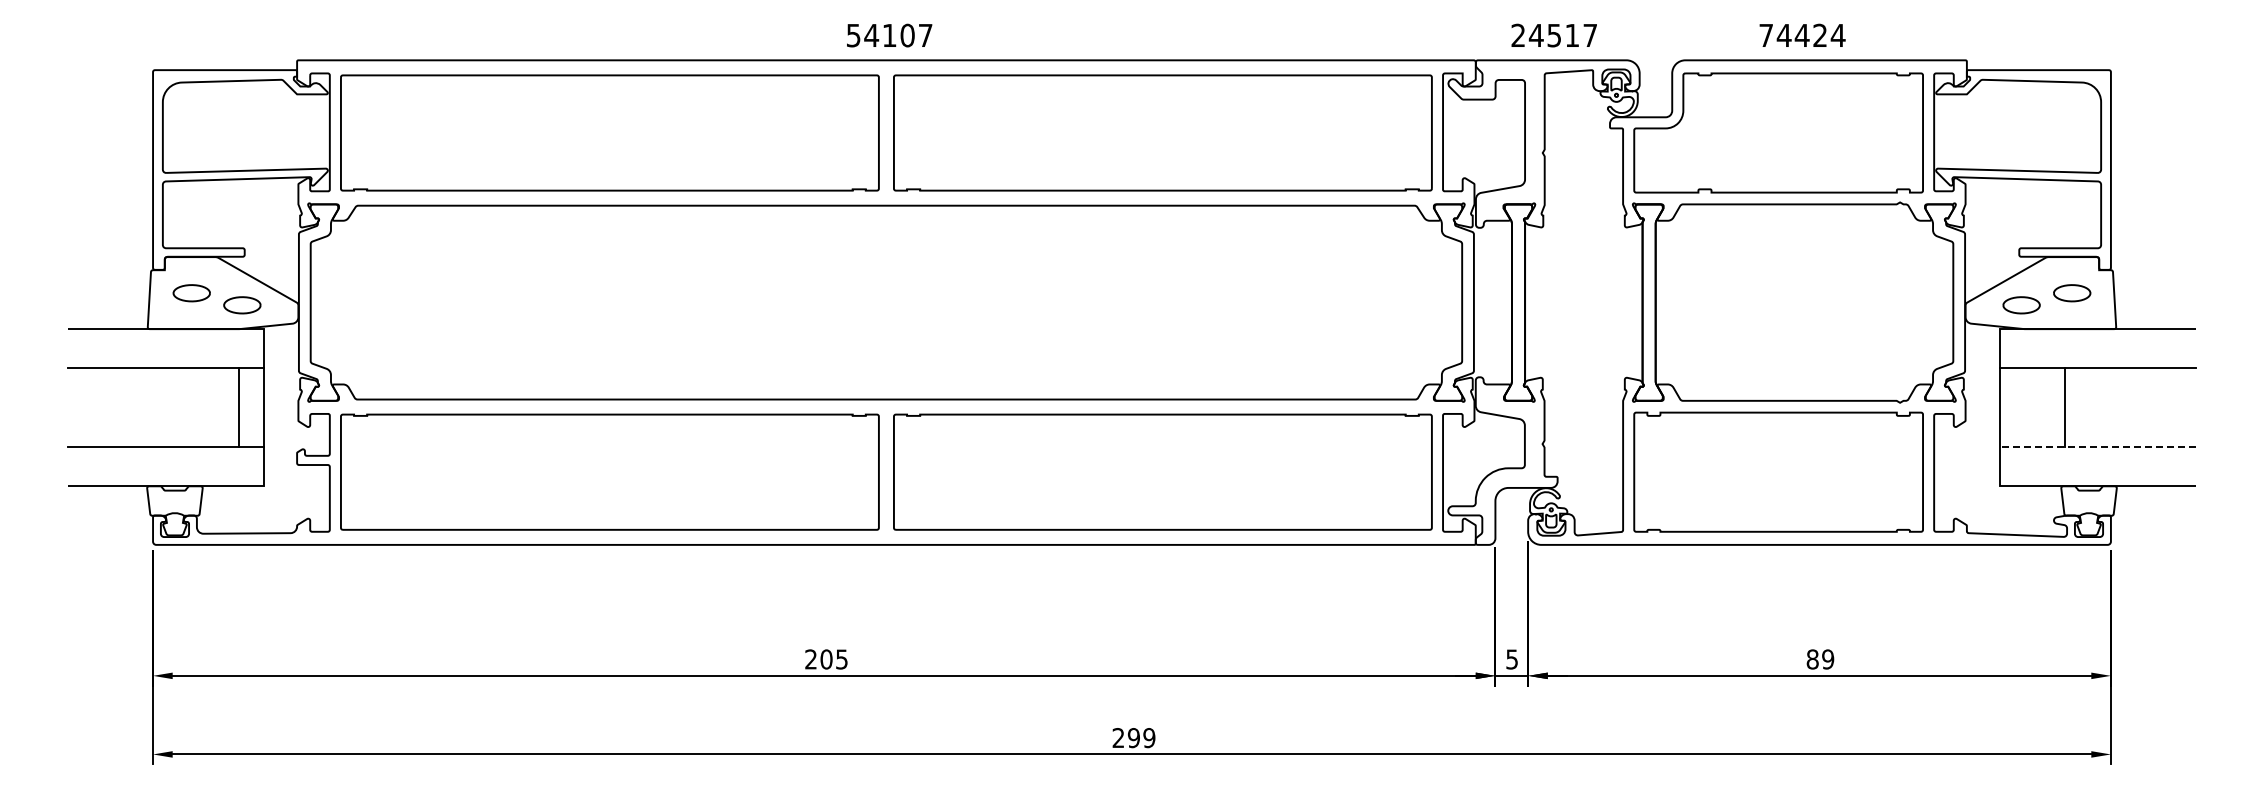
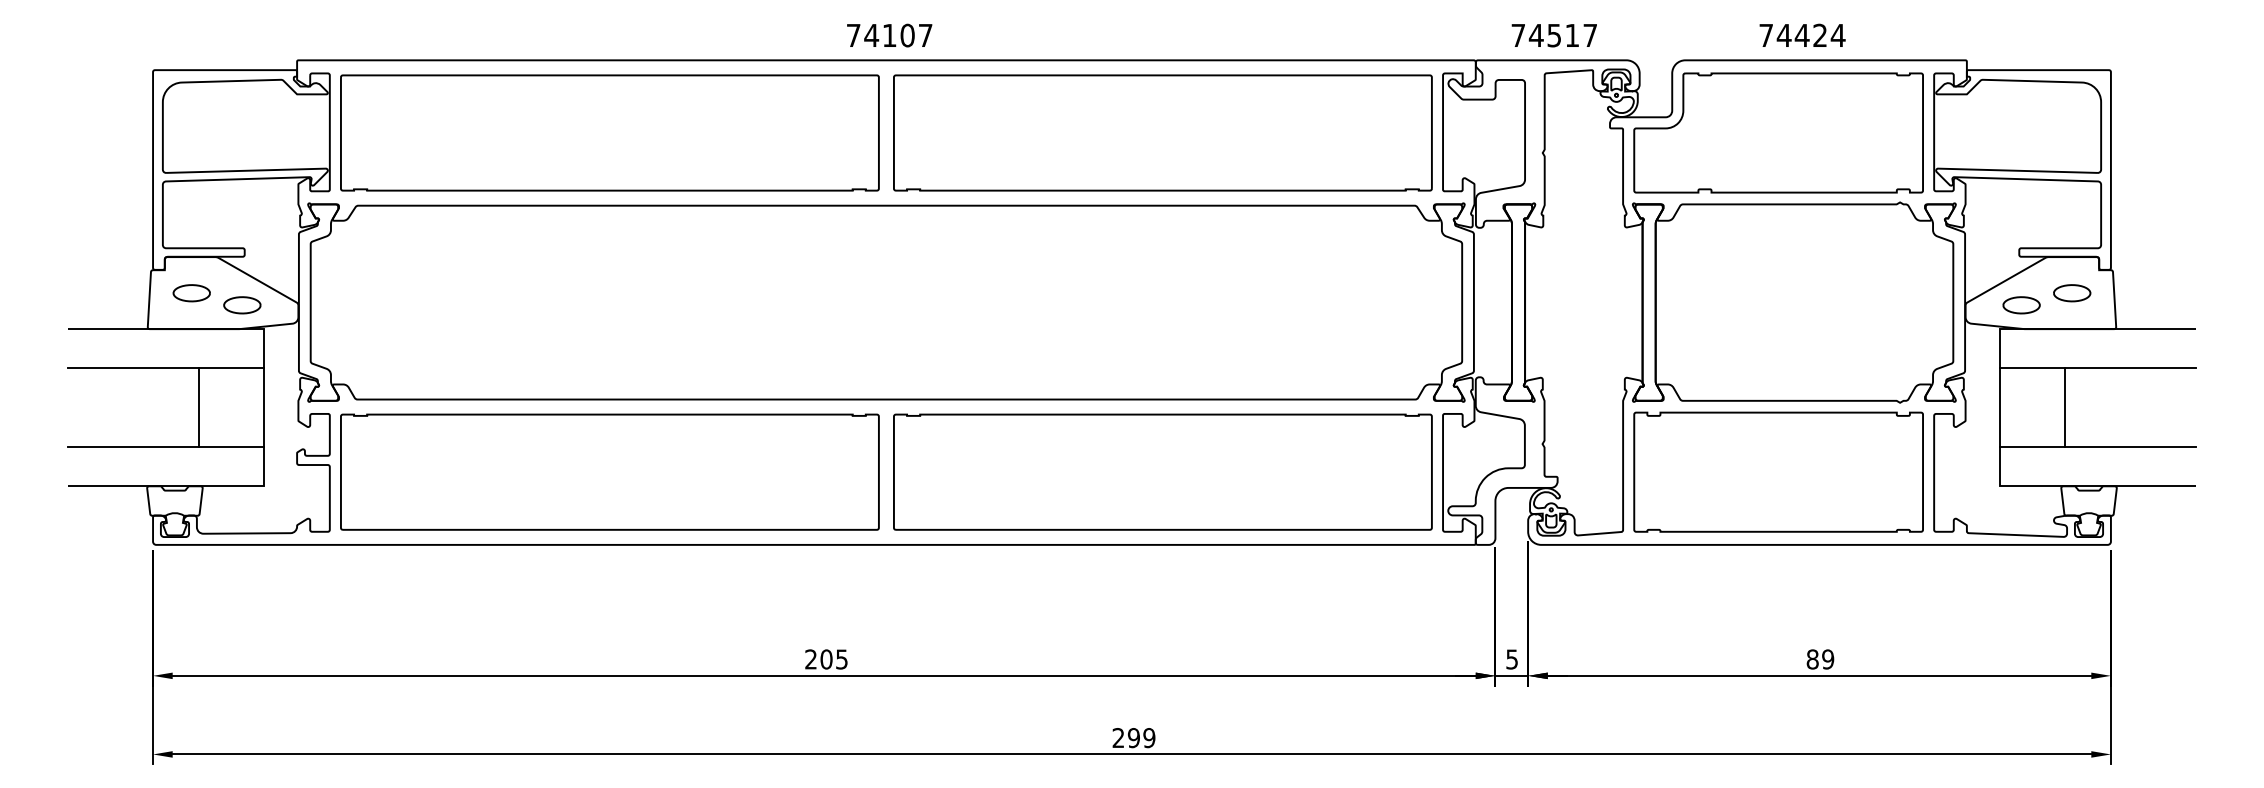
text: 24517 -> 74517 (1517, 34)
text: 54107 -> 74107 (853, 35)
line position: (238, 407) -> (198, 407) (198, 407)
line: dashed -> solid (2097, 447)
